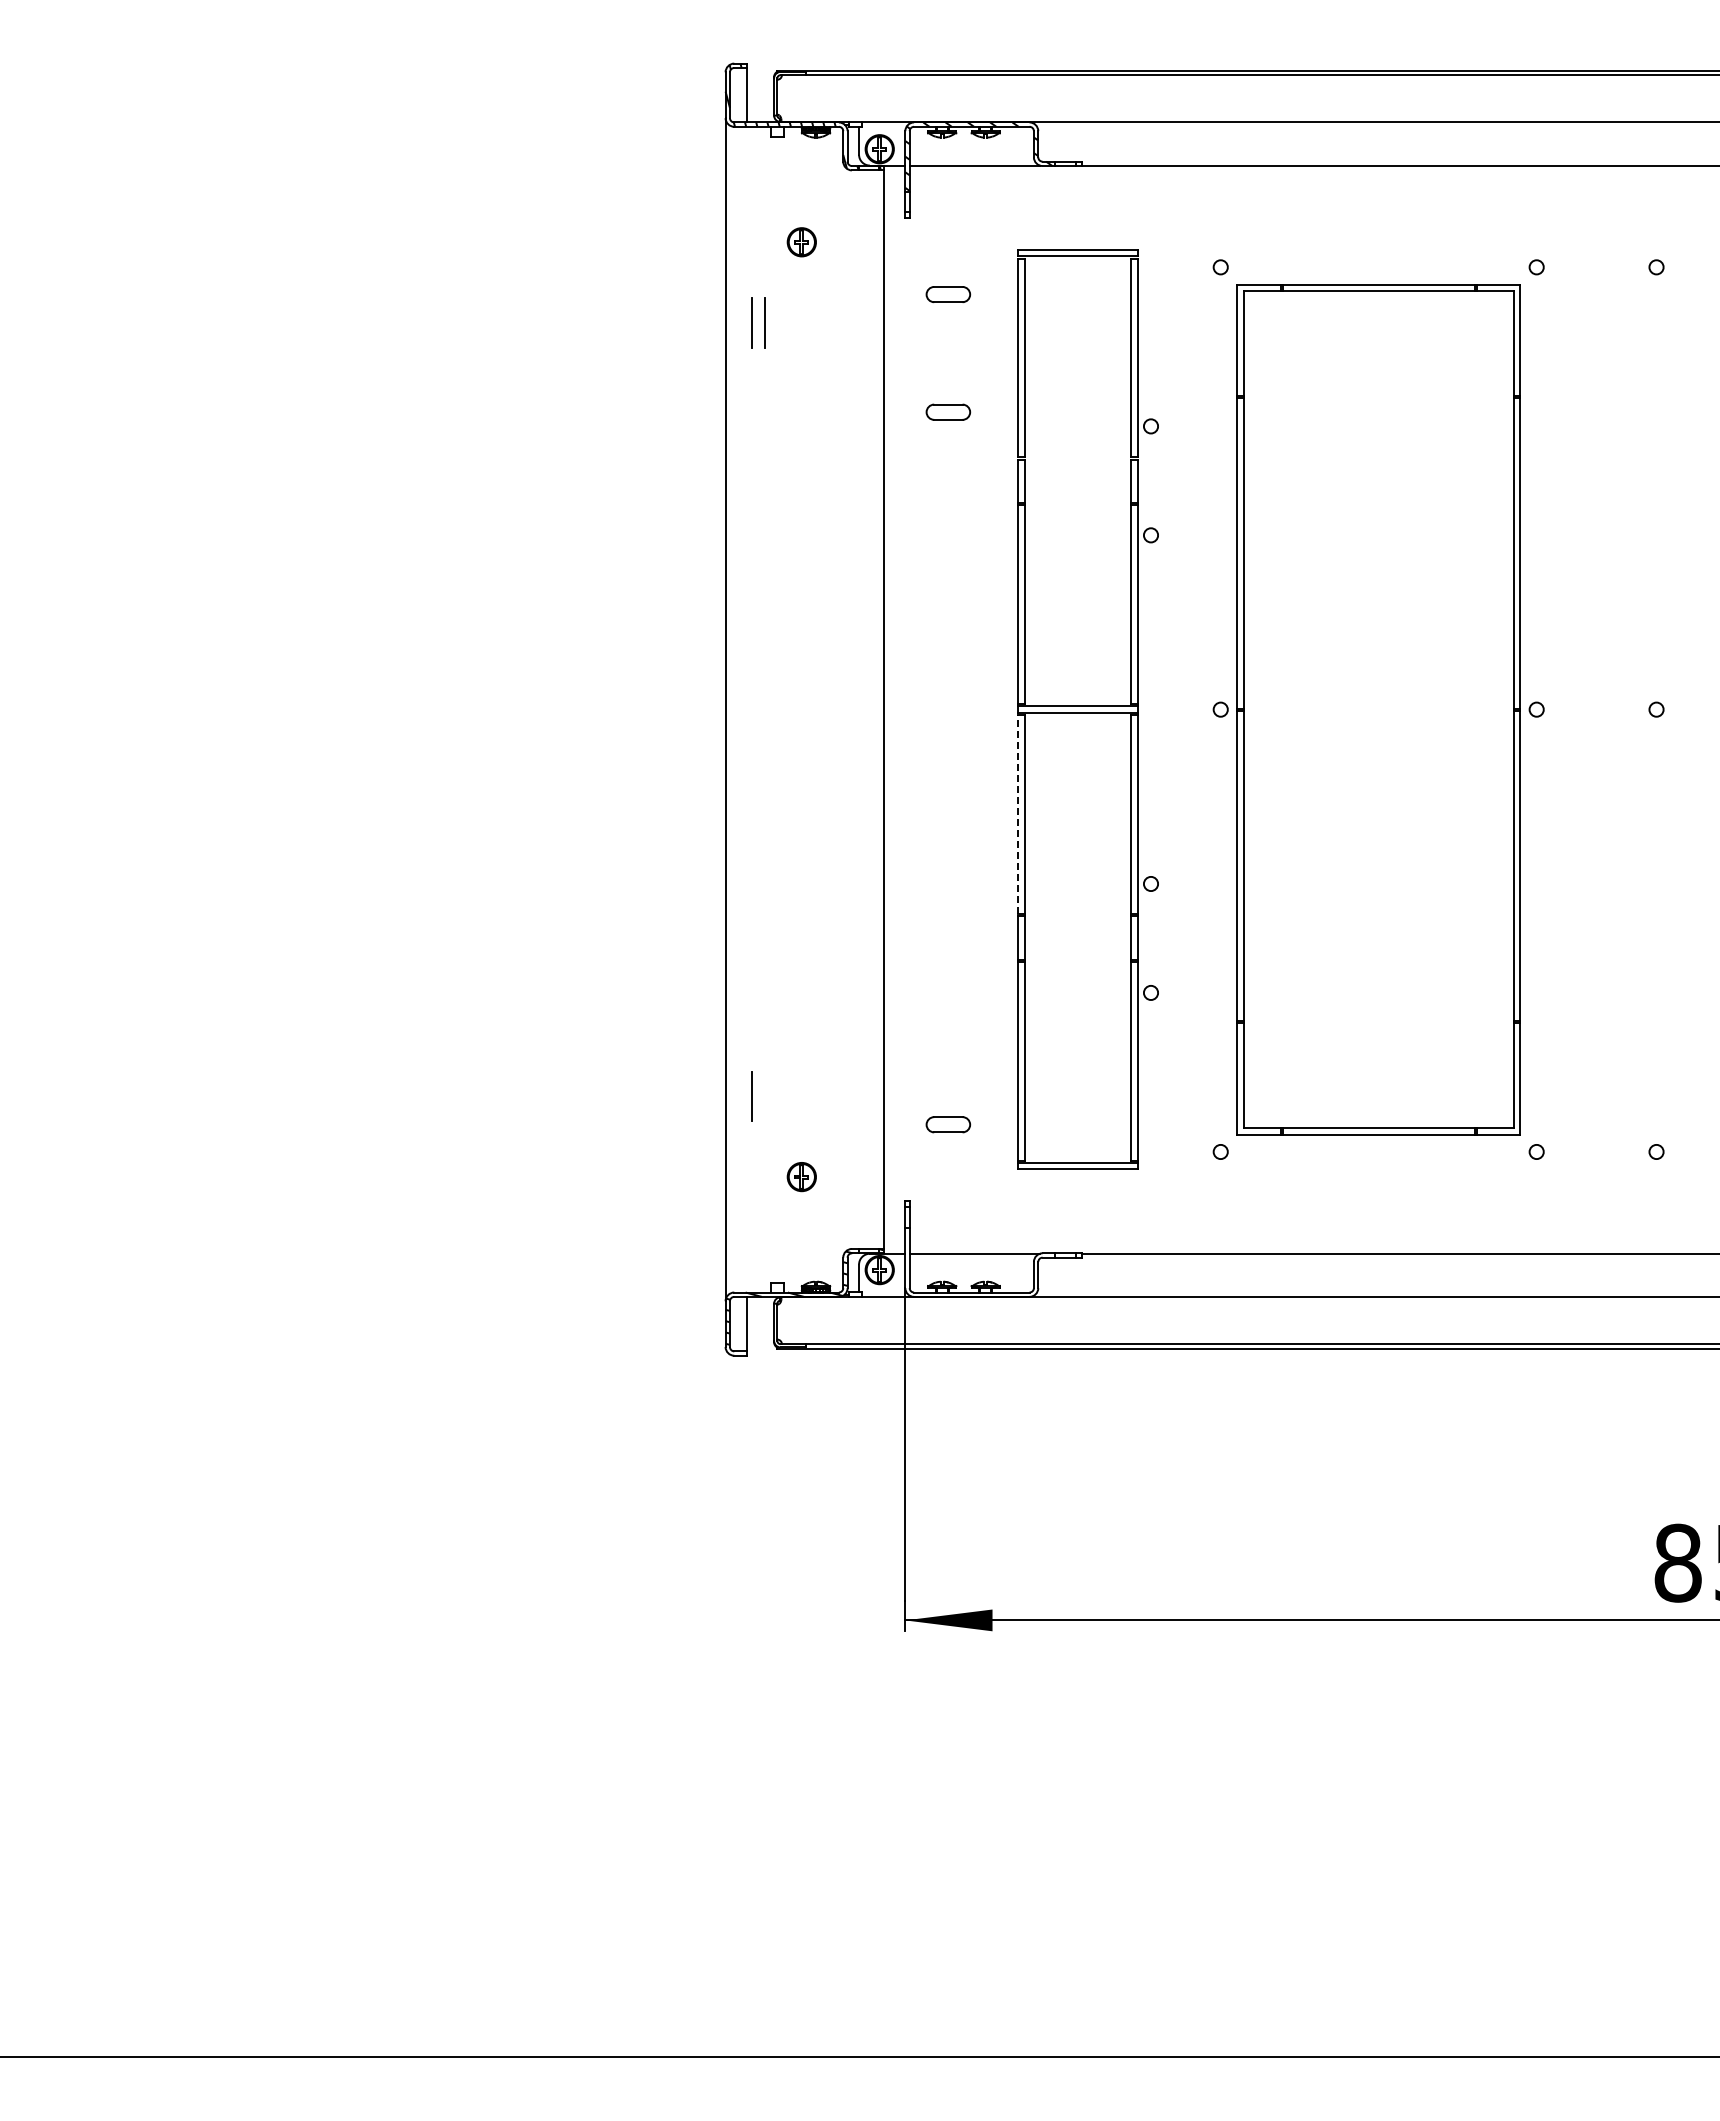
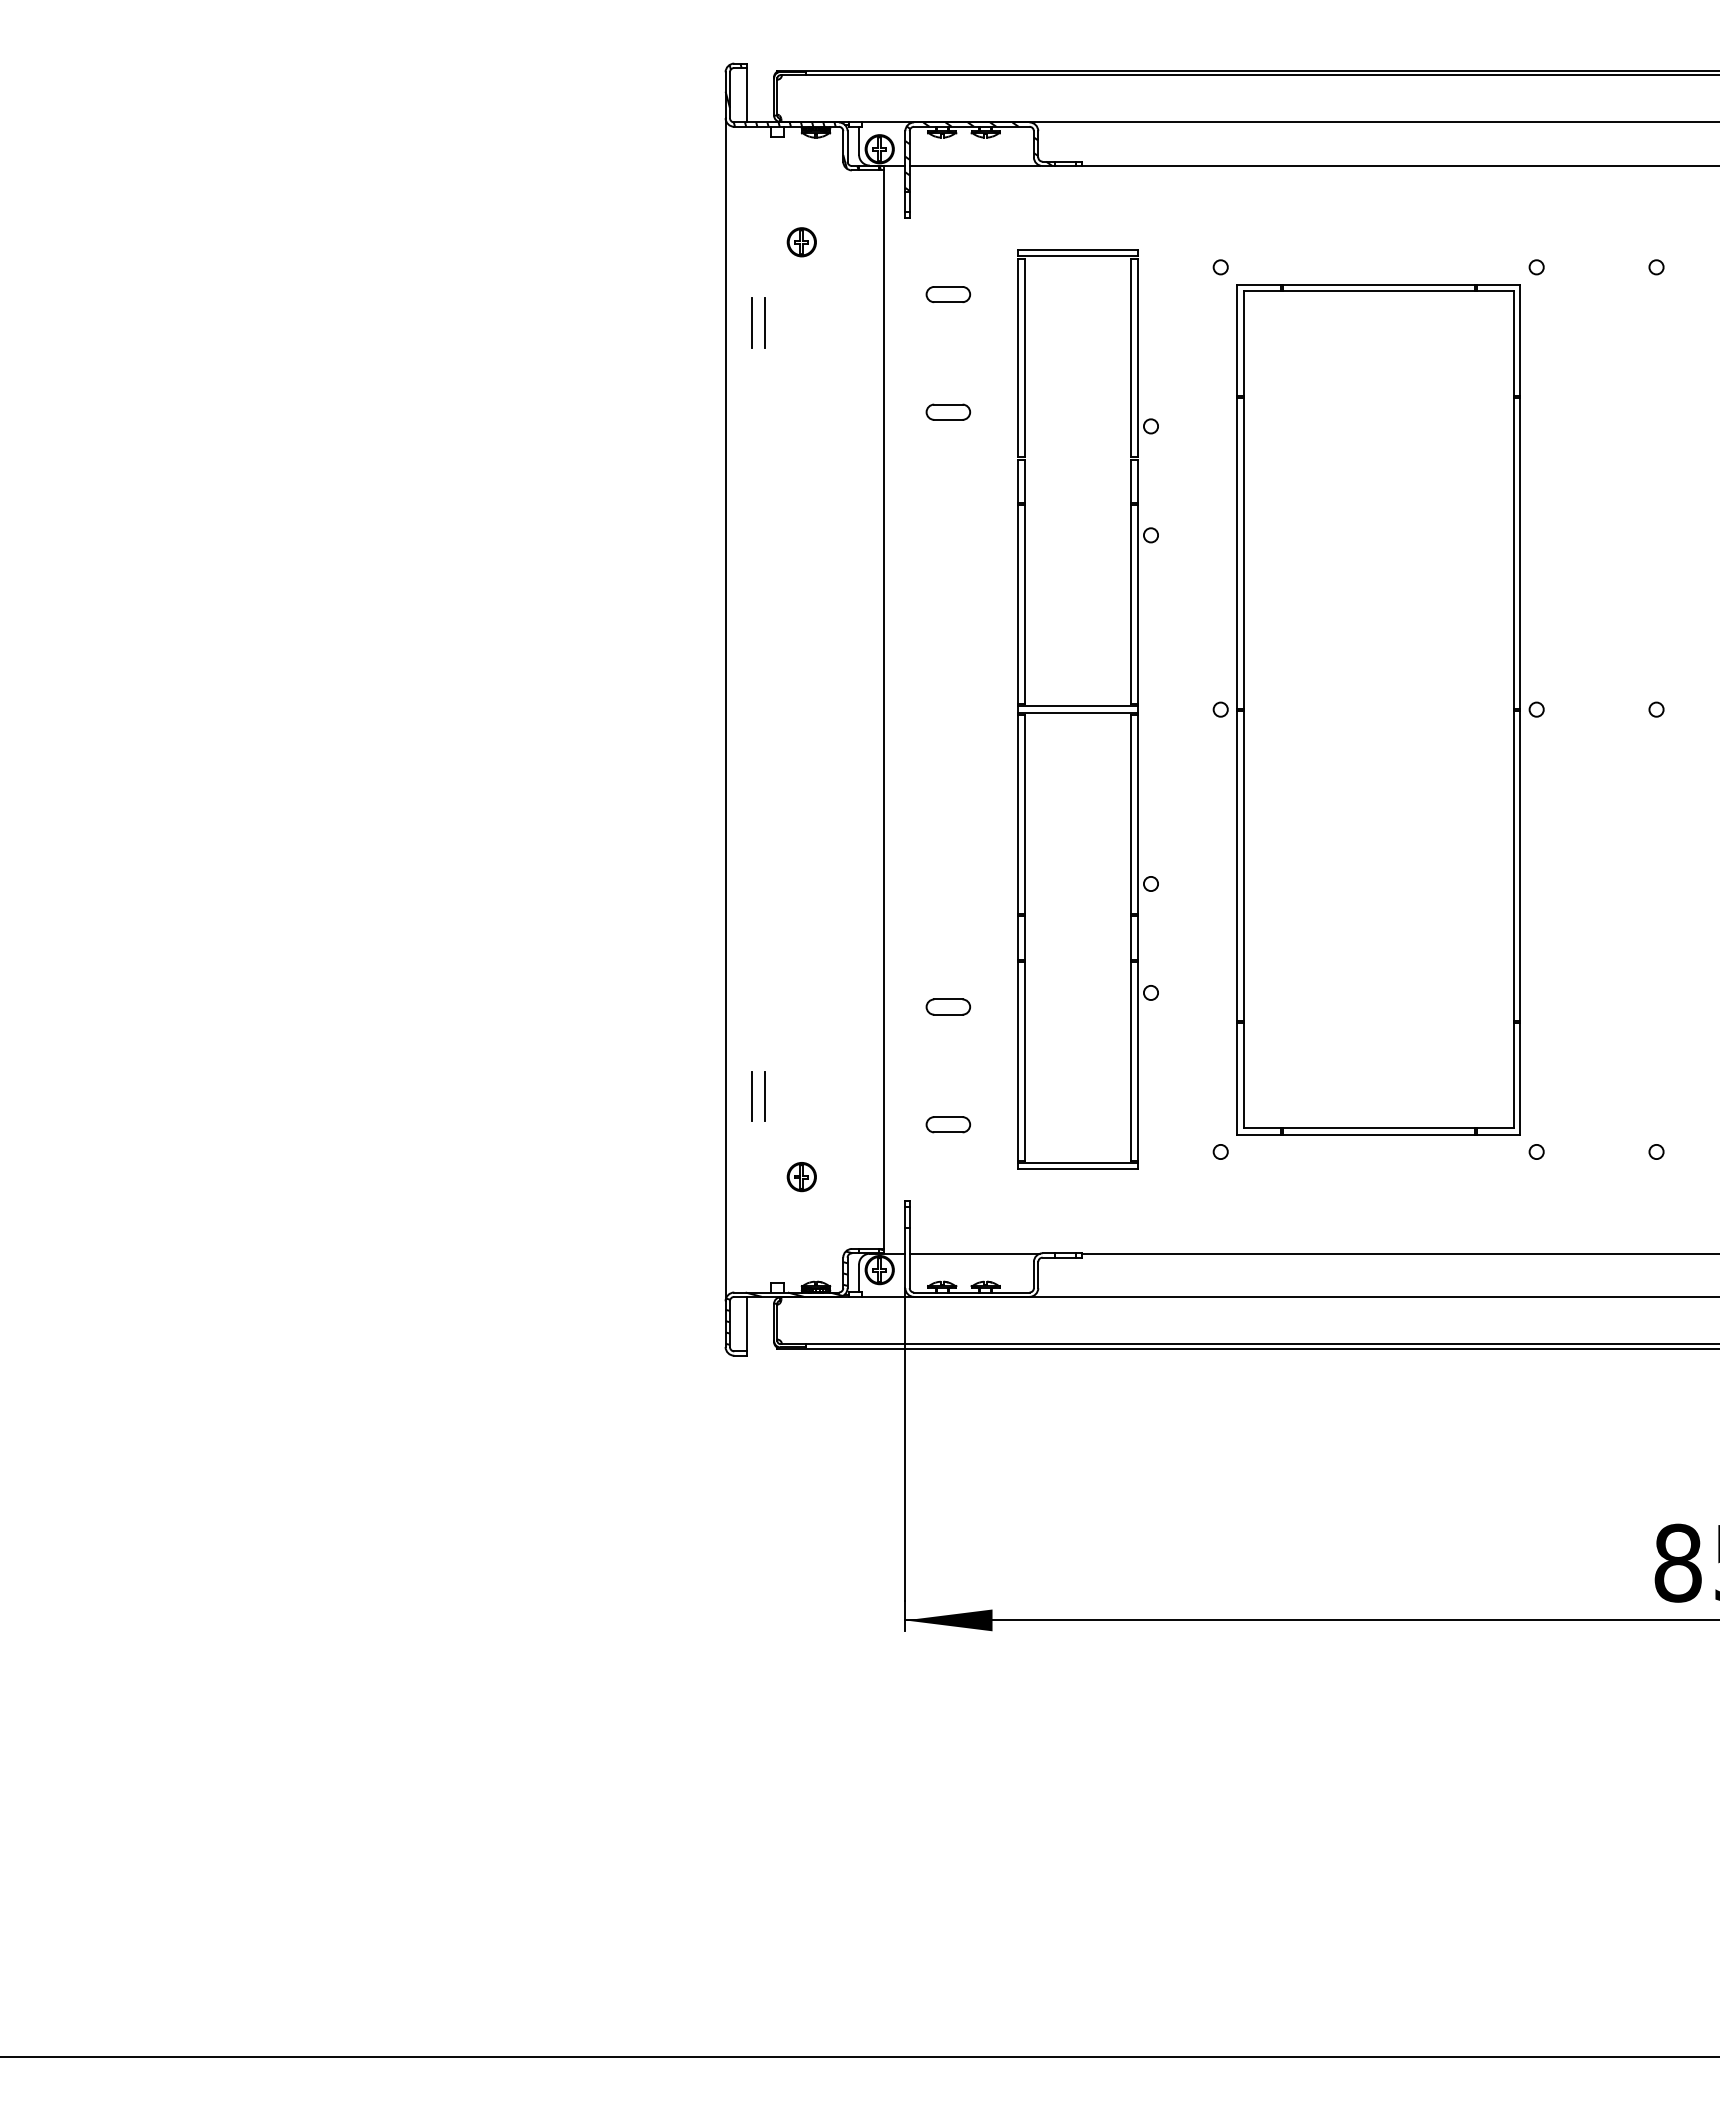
line: dashed -> solid (1018, 814)
part: none -> present (948, 1006)
line: none -> present (764, 1096)
